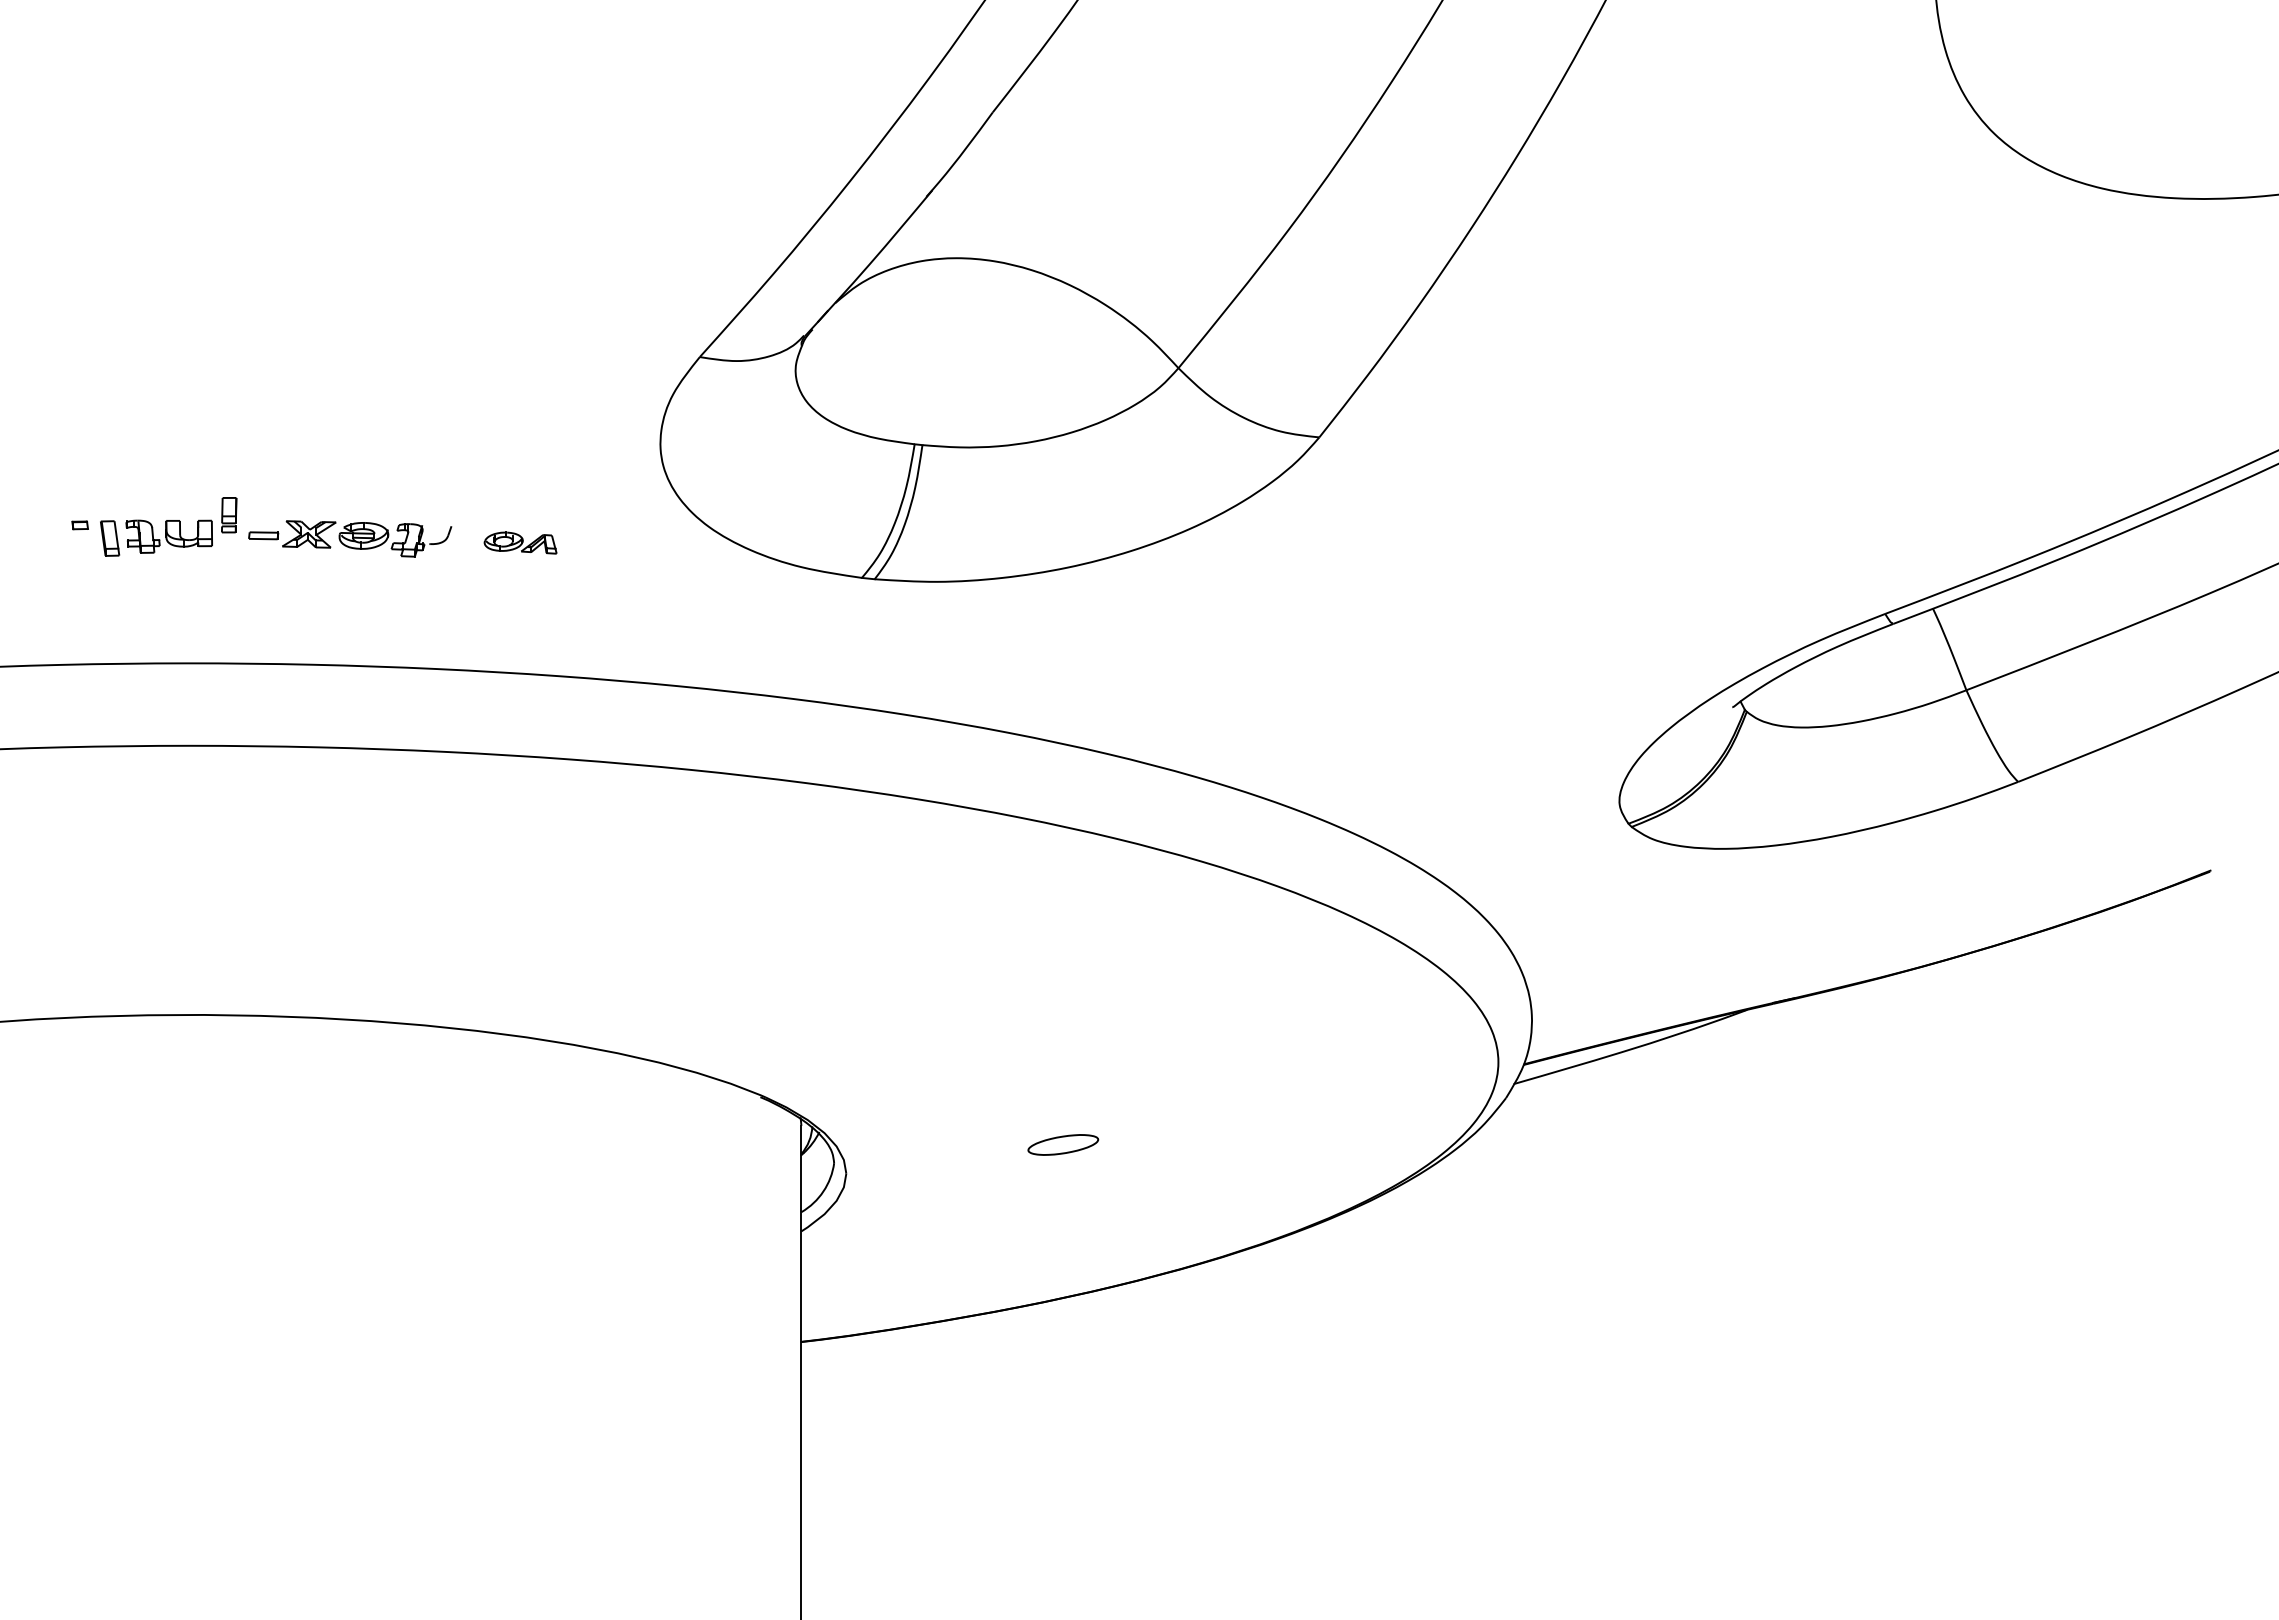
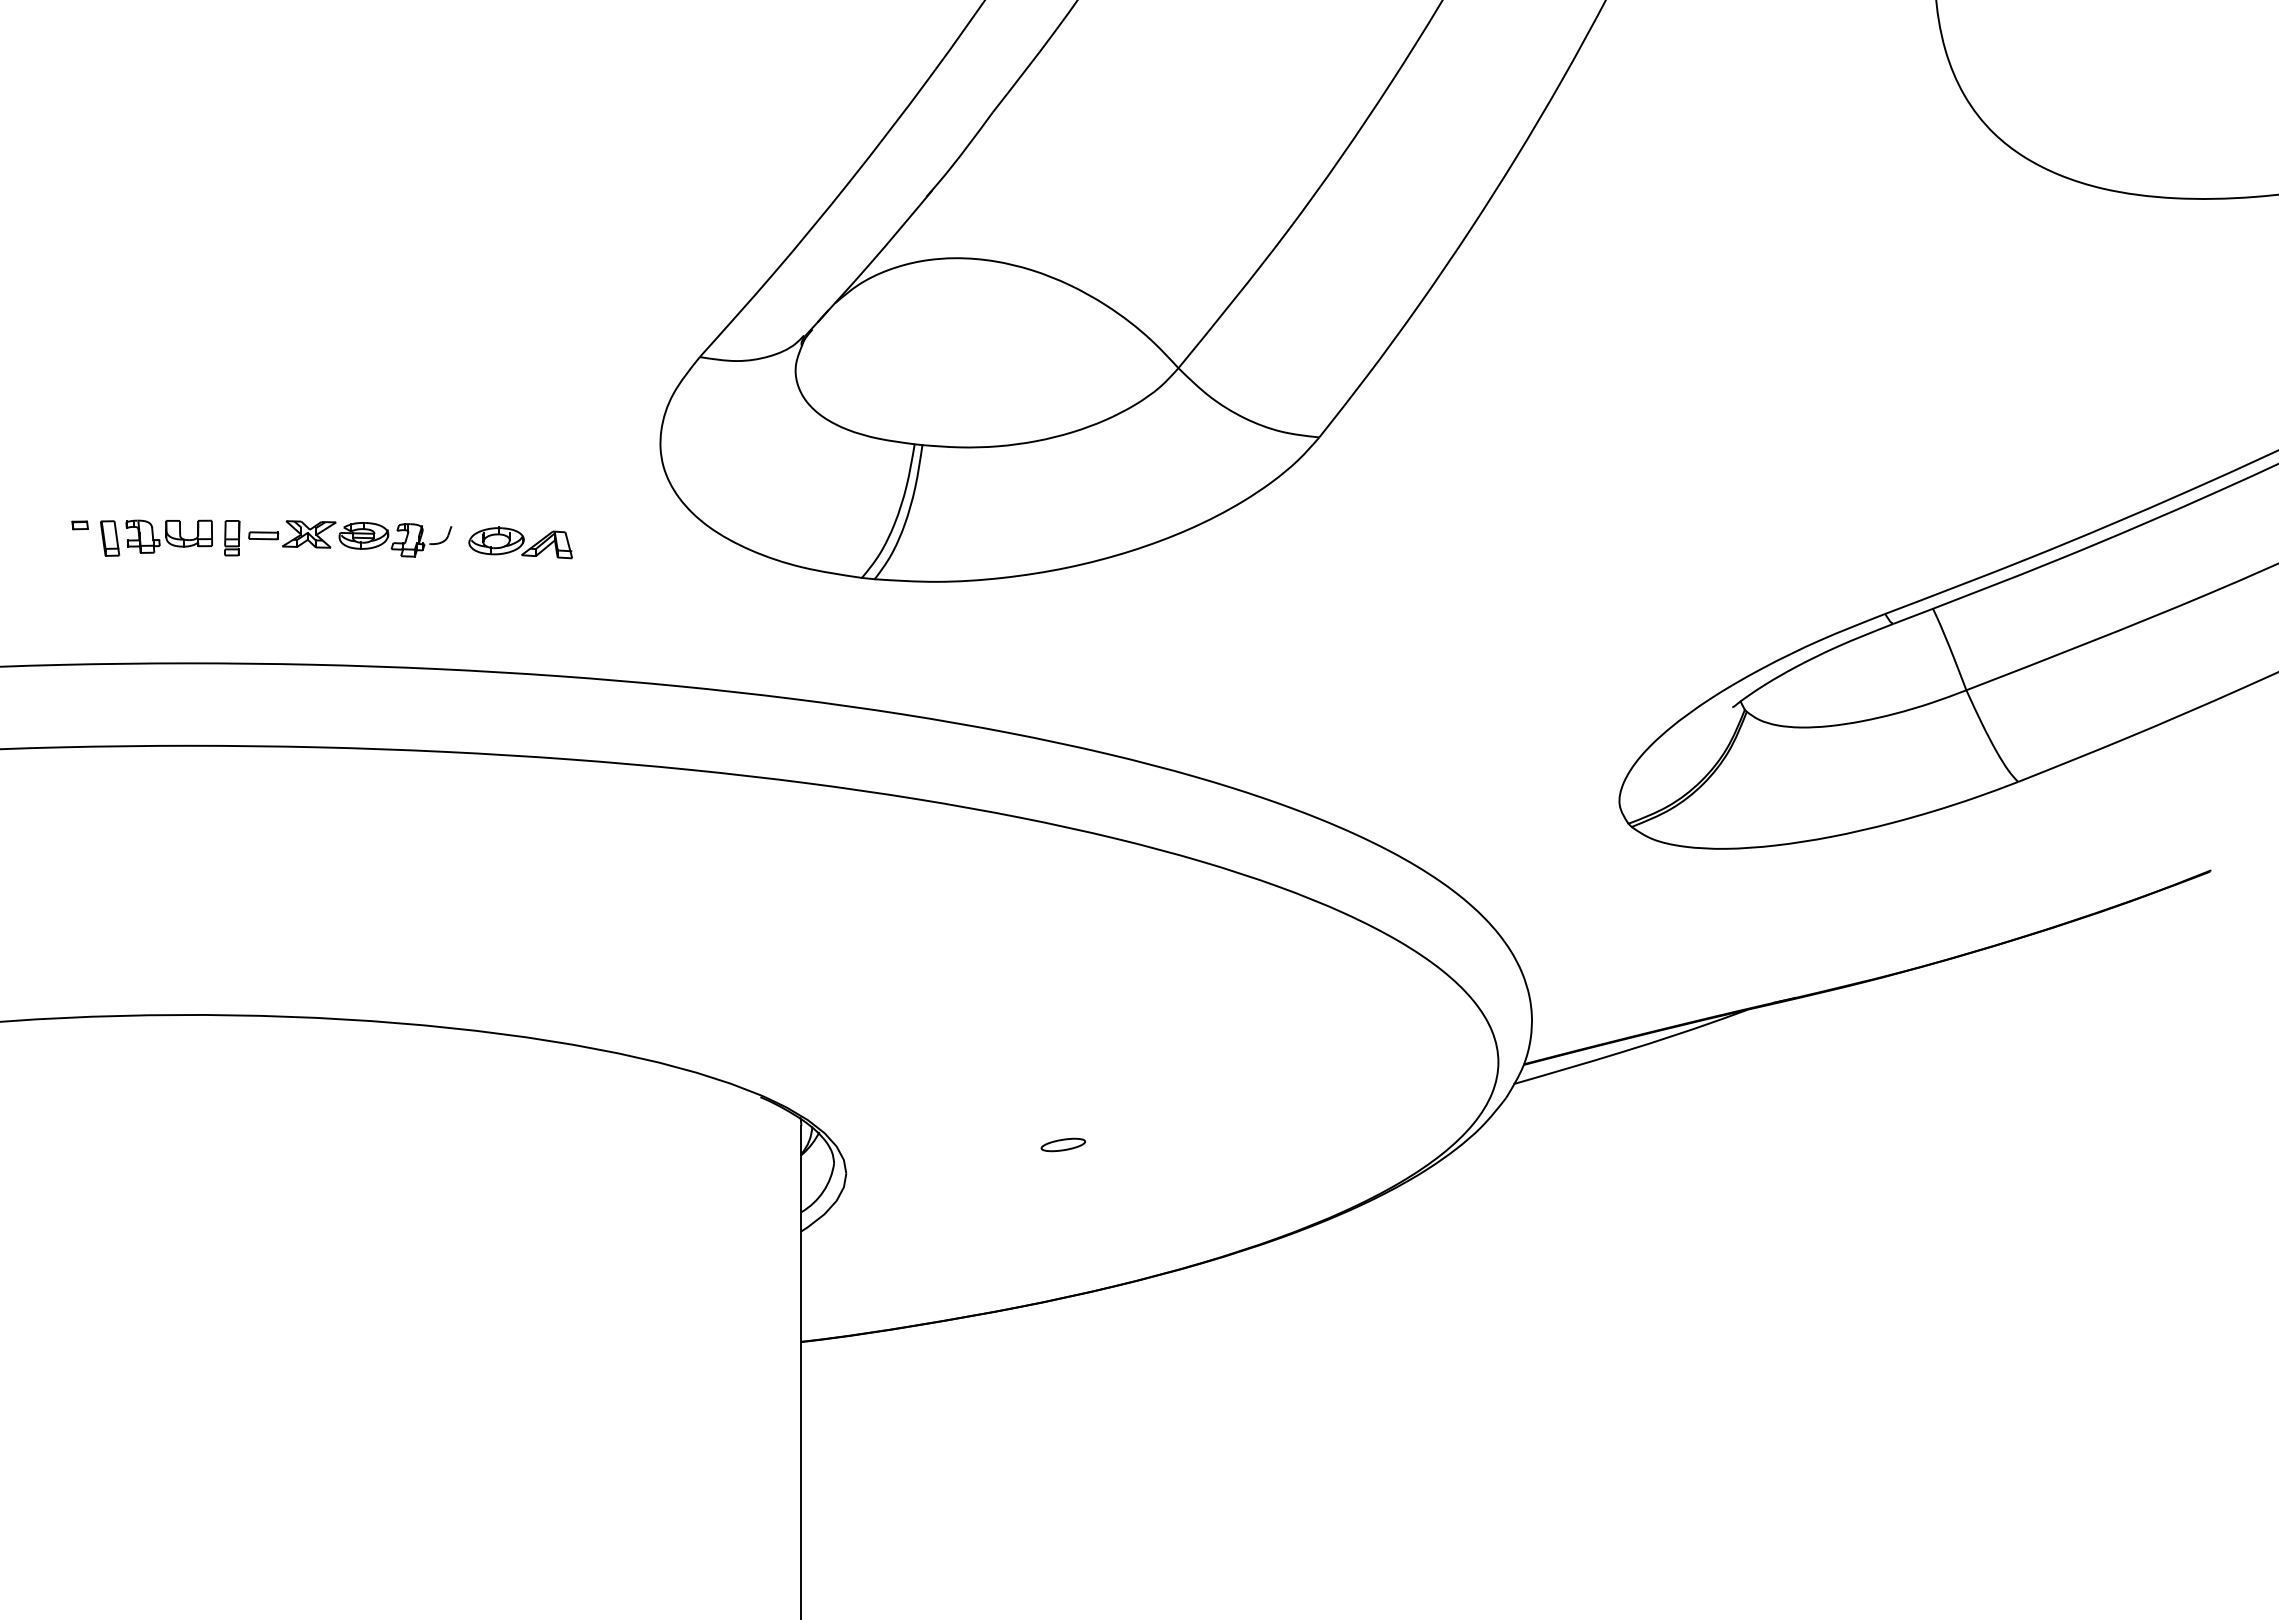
part position: (229, 515) -> (232, 538) (232, 538)
part size: 75x24 px -> 105x34 px (520, 542)
part size: 73x22 px -> 47x16 px (1063, 1144)
